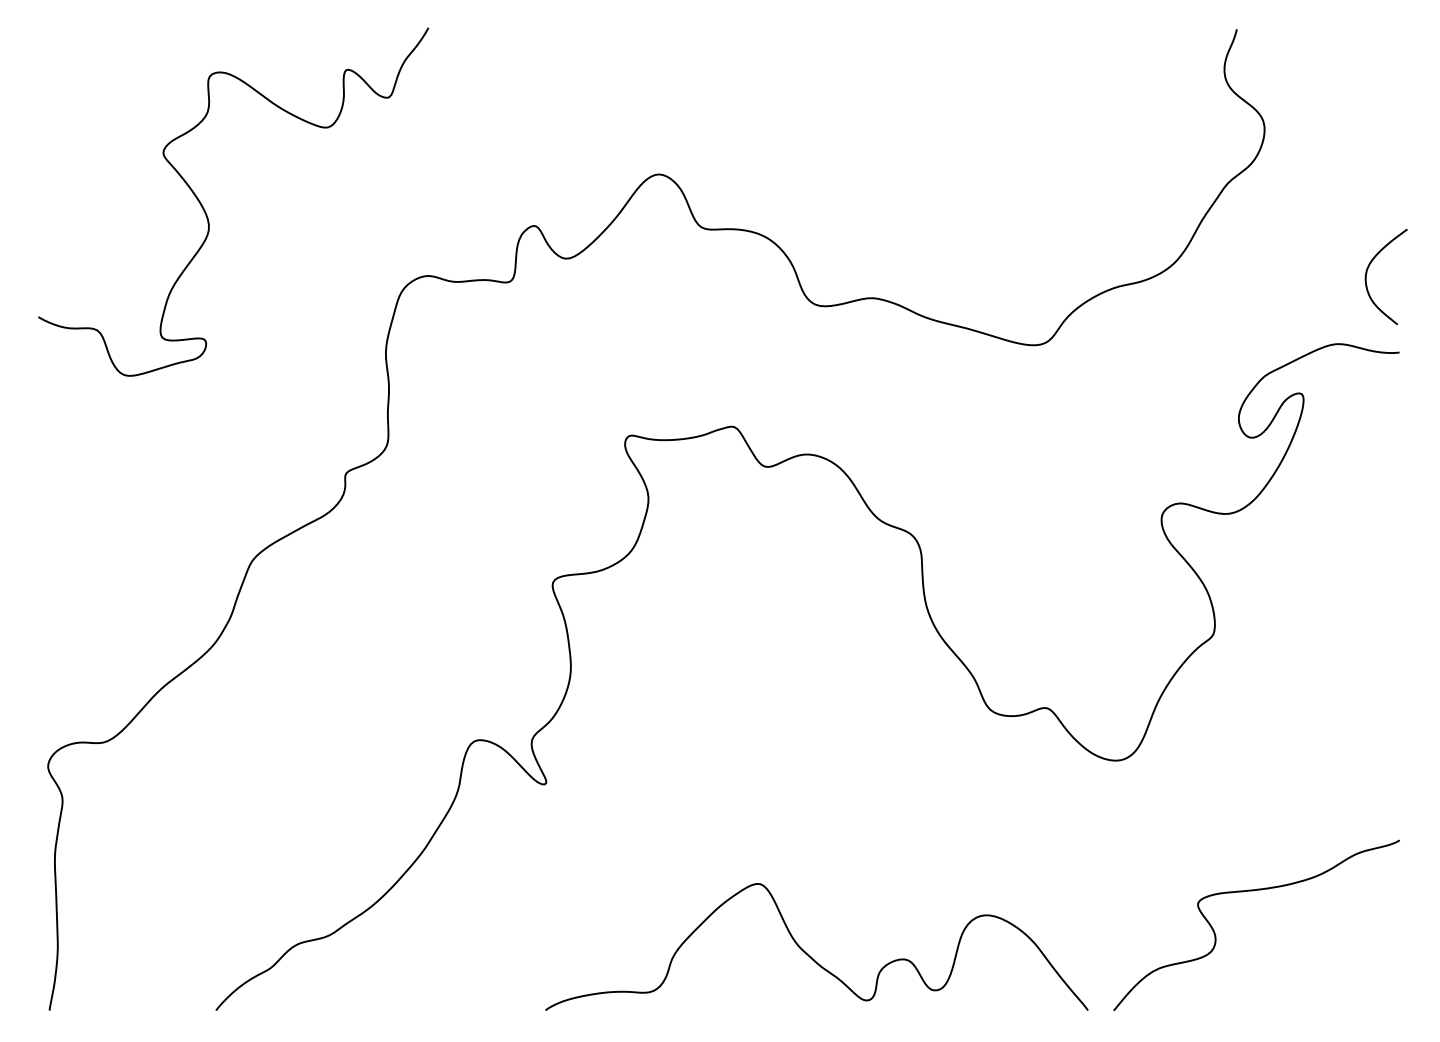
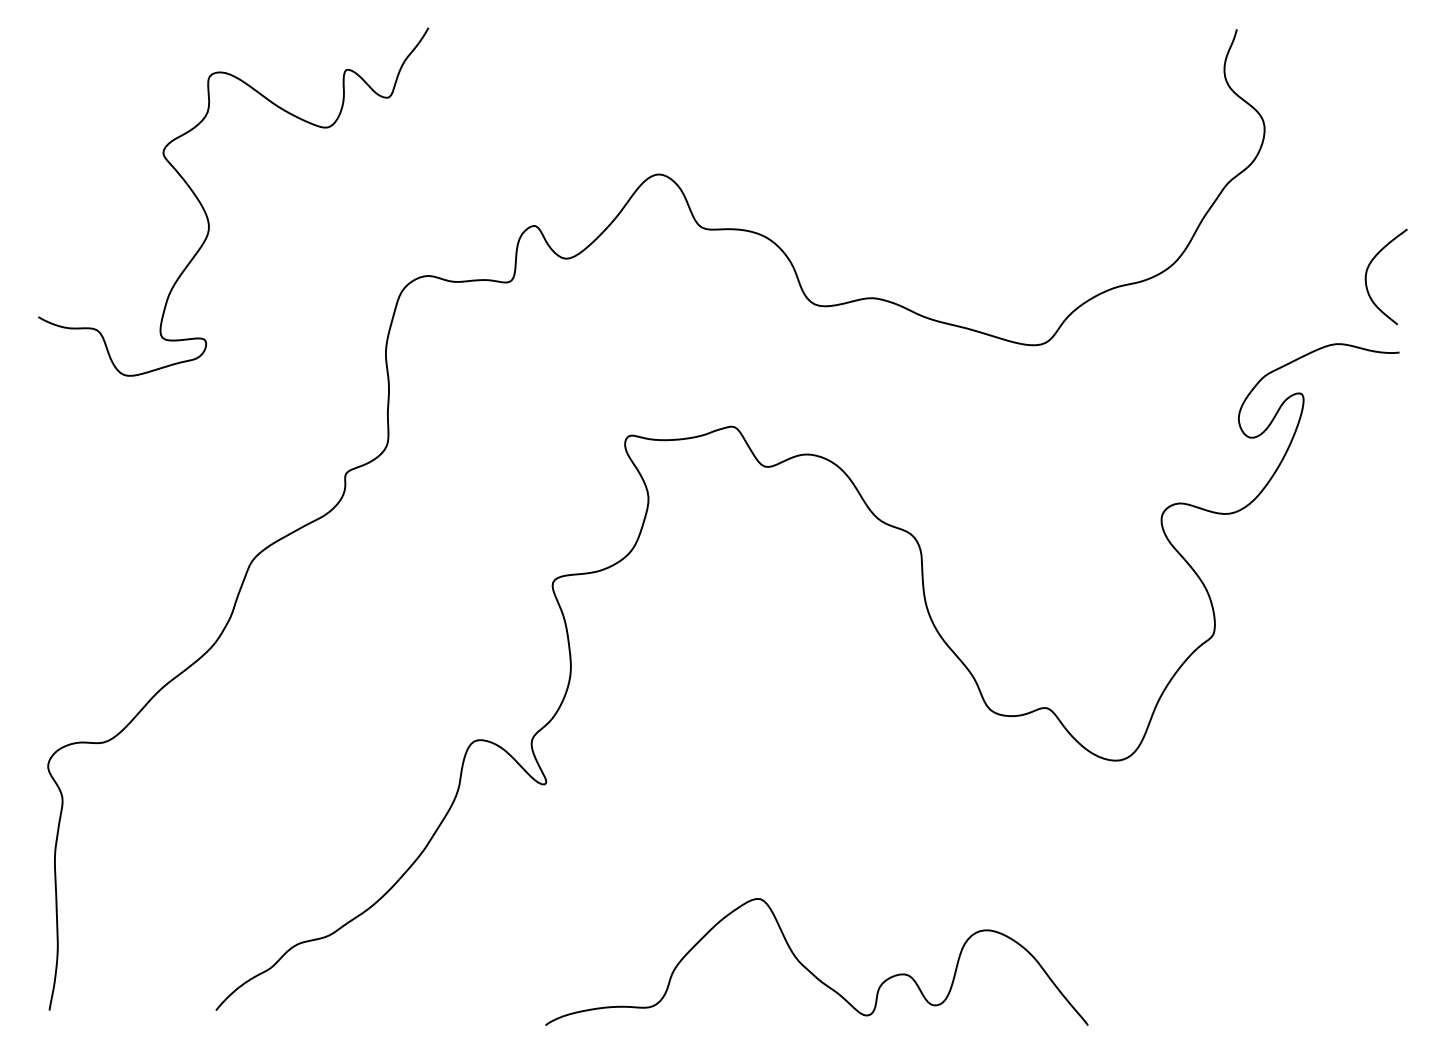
curve: present -> none (1253, 891)
curve position: (810, 955) -> (810, 970) (810, 970)
